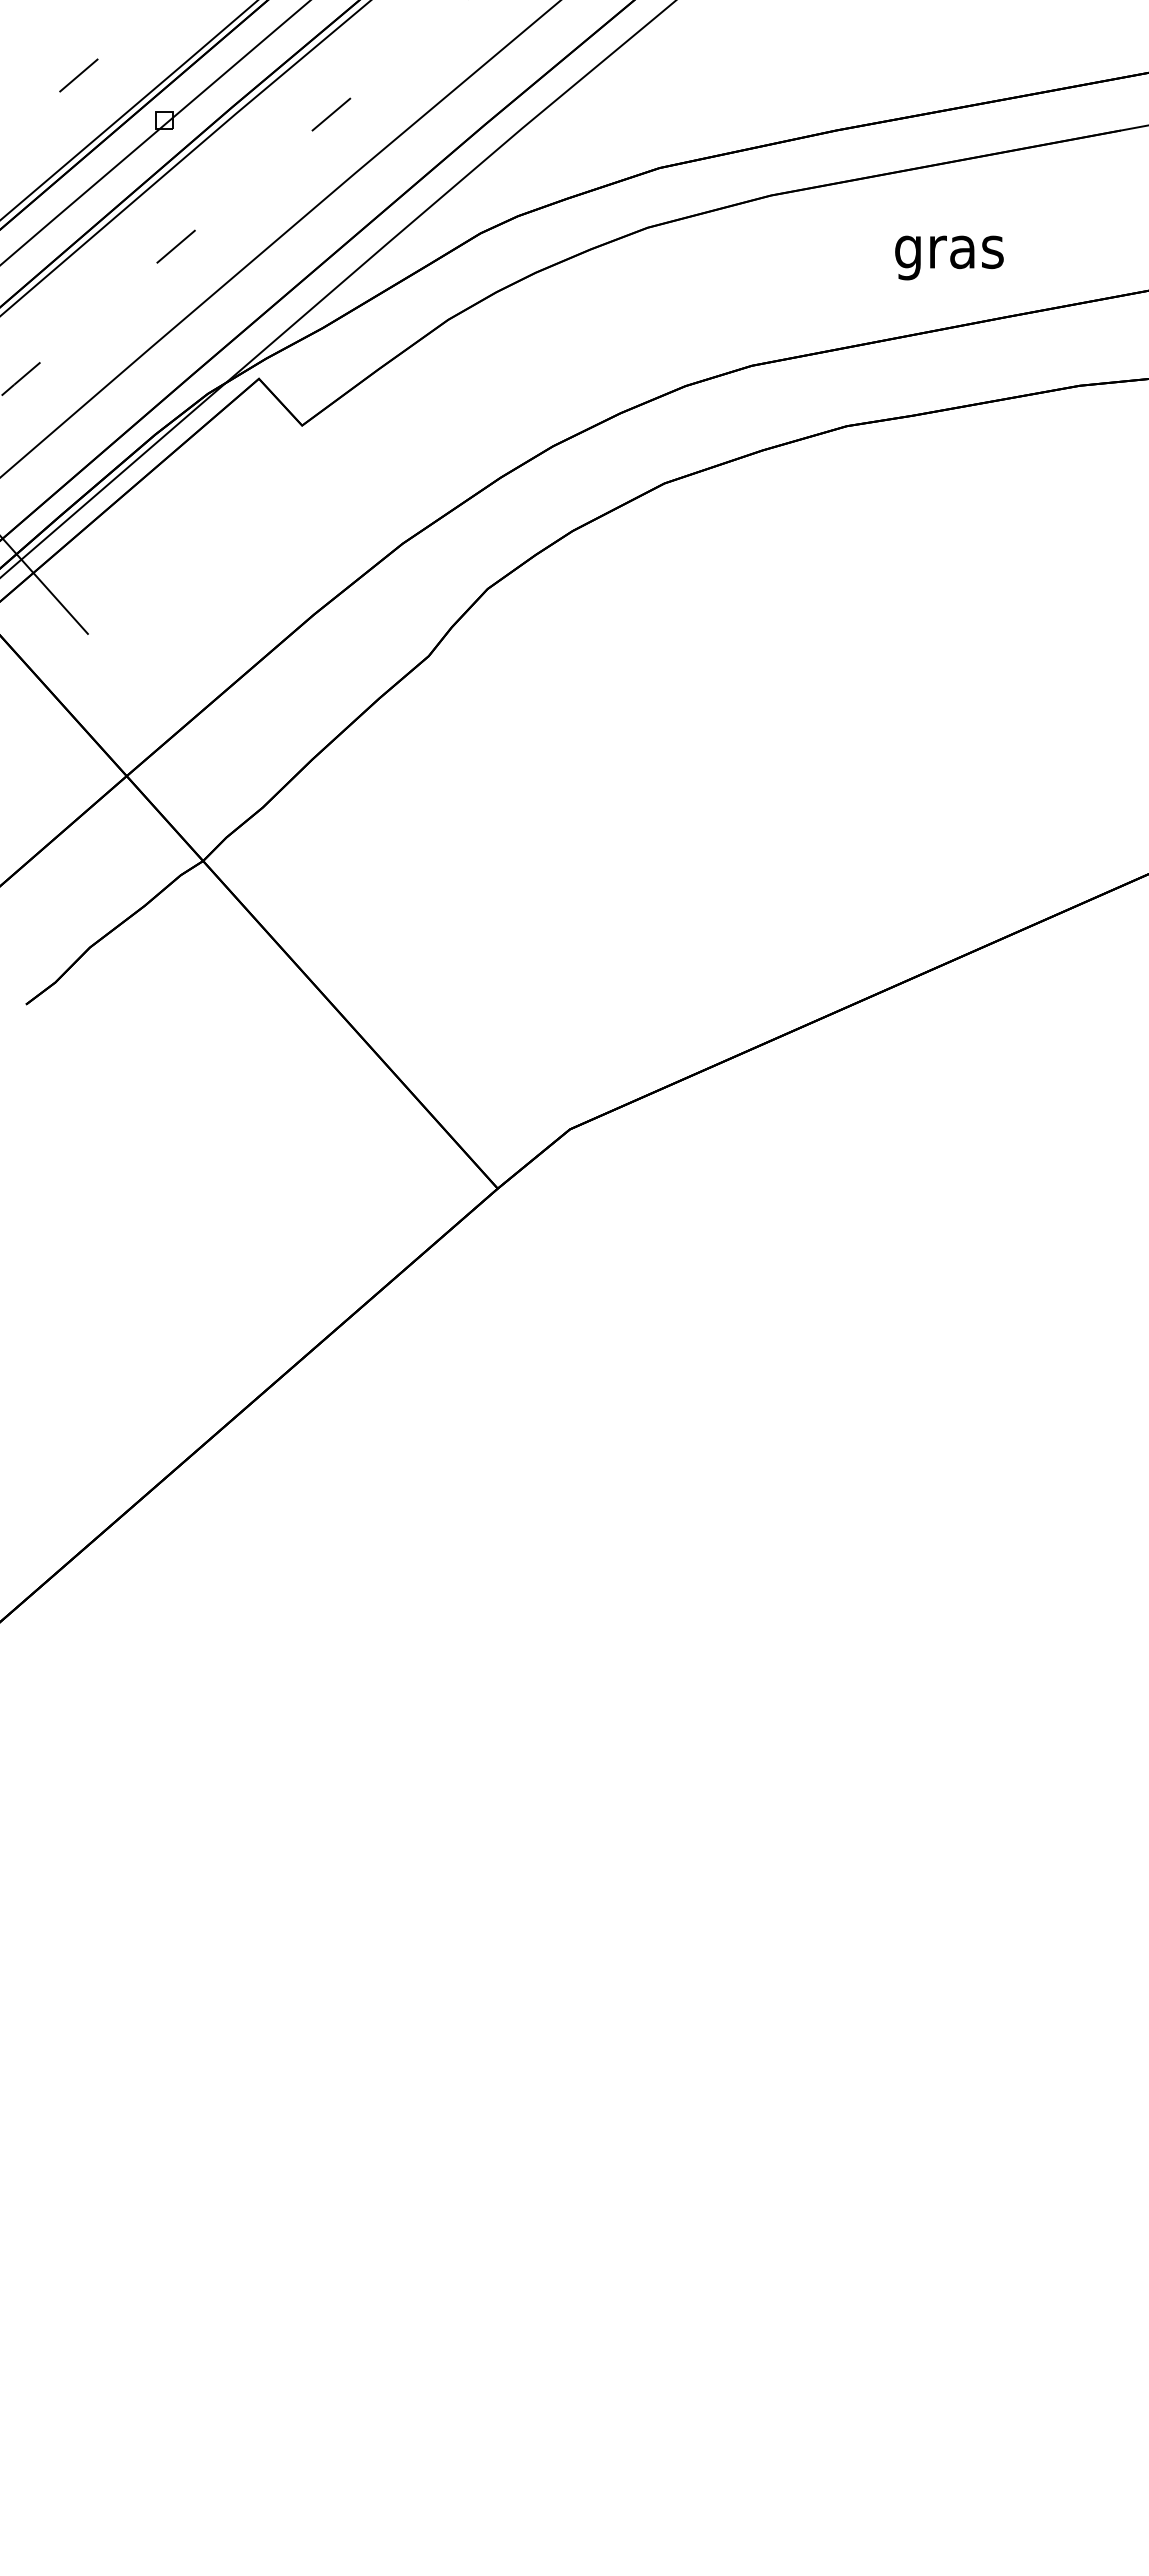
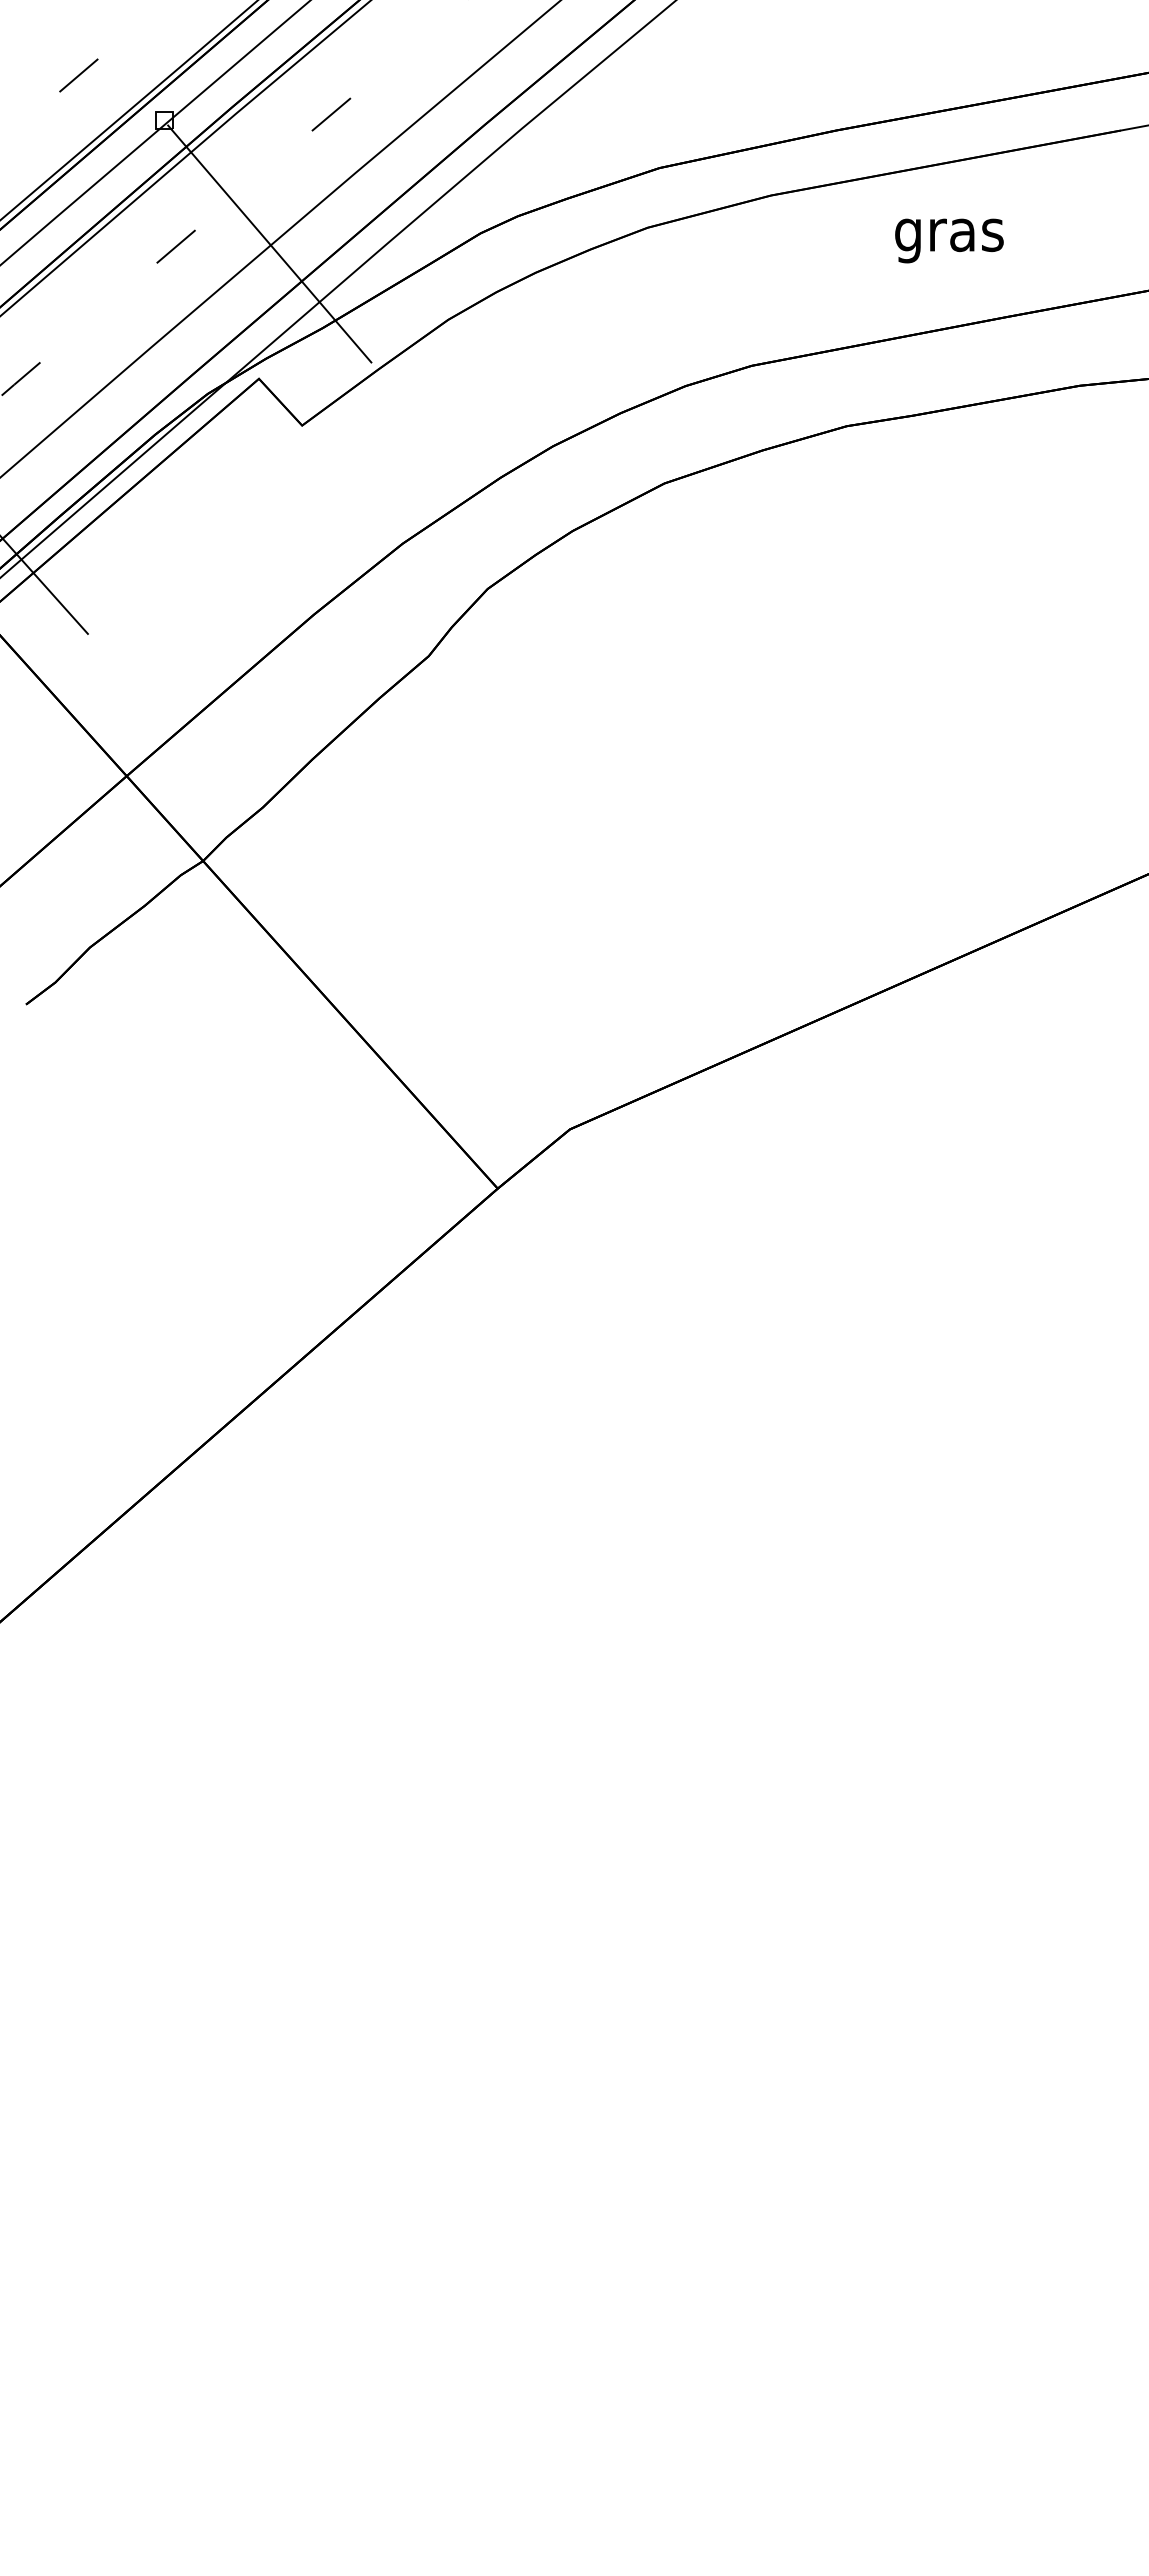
line: none -> present (269, 243)
text position: (949, 257) -> (949, 240) (949, 240)
